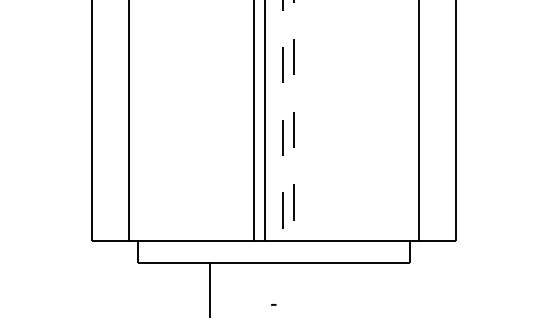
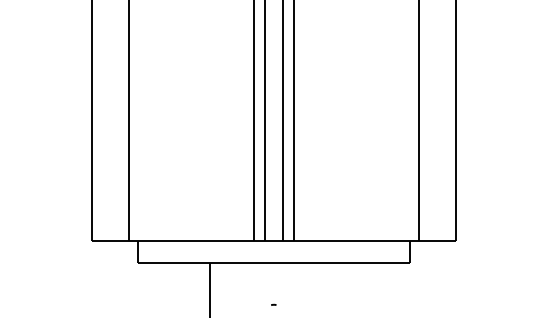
line: dashed -> solid (283, 121)
line: dashed -> solid (293, 121)
